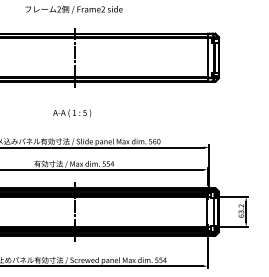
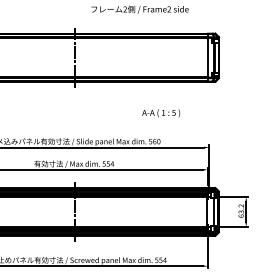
text position: (73, 9) -> (139, 9) (139, 9)
text position: (72, 113) -> (161, 113) (161, 113)
